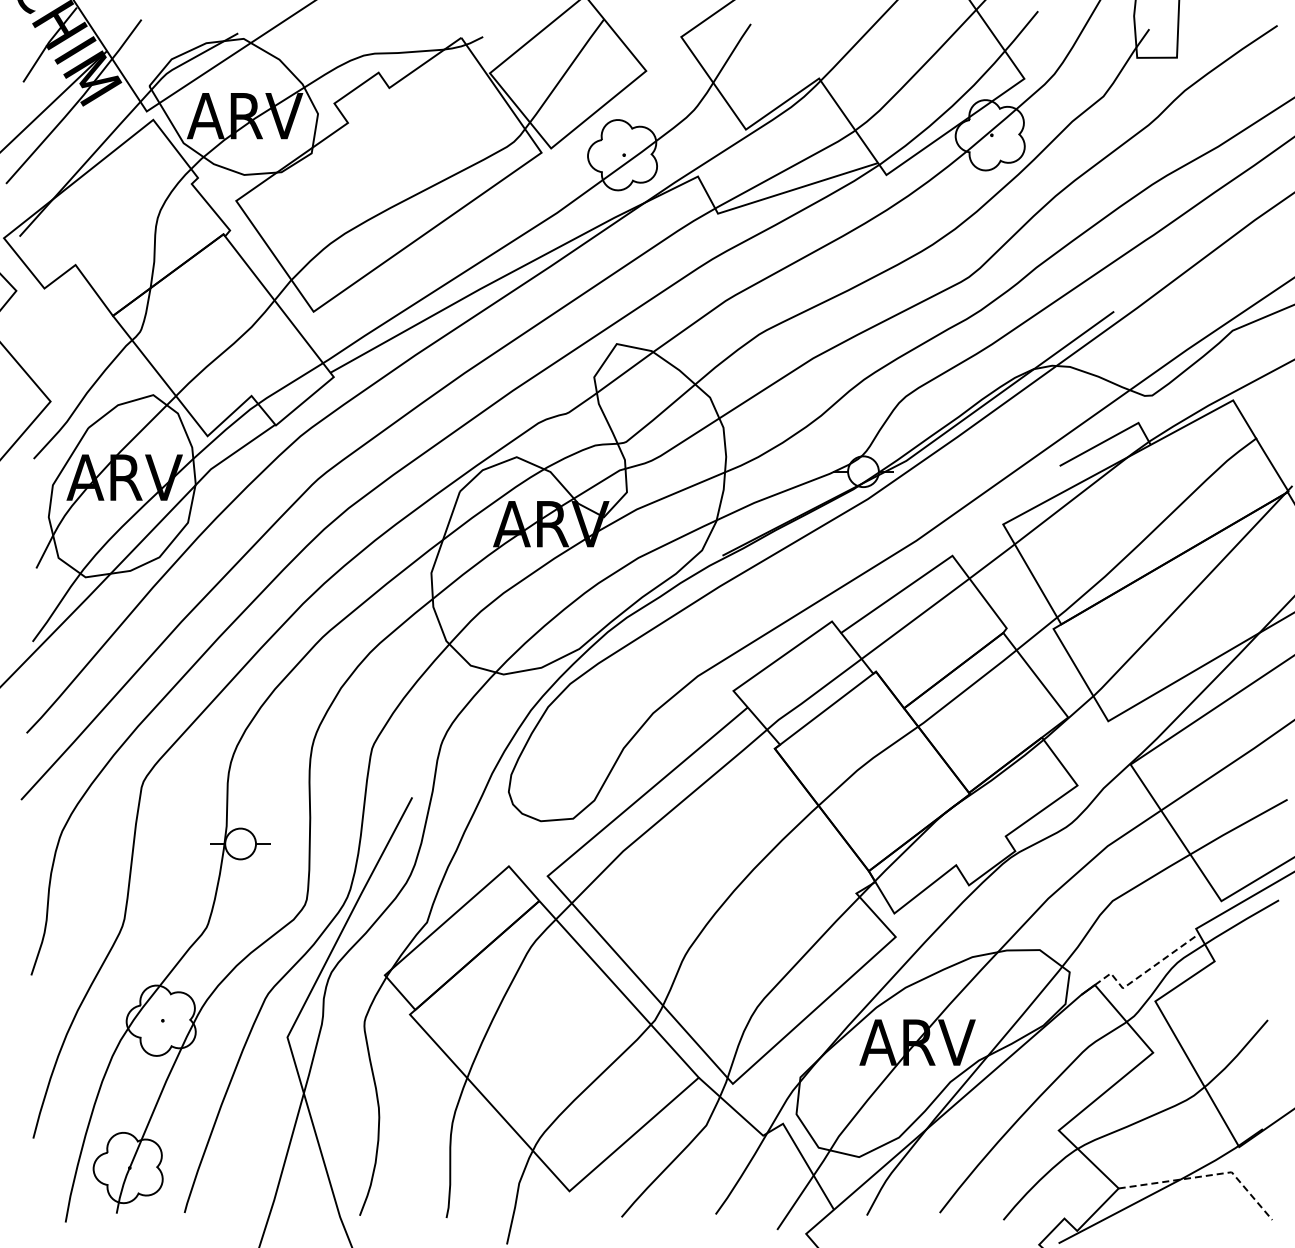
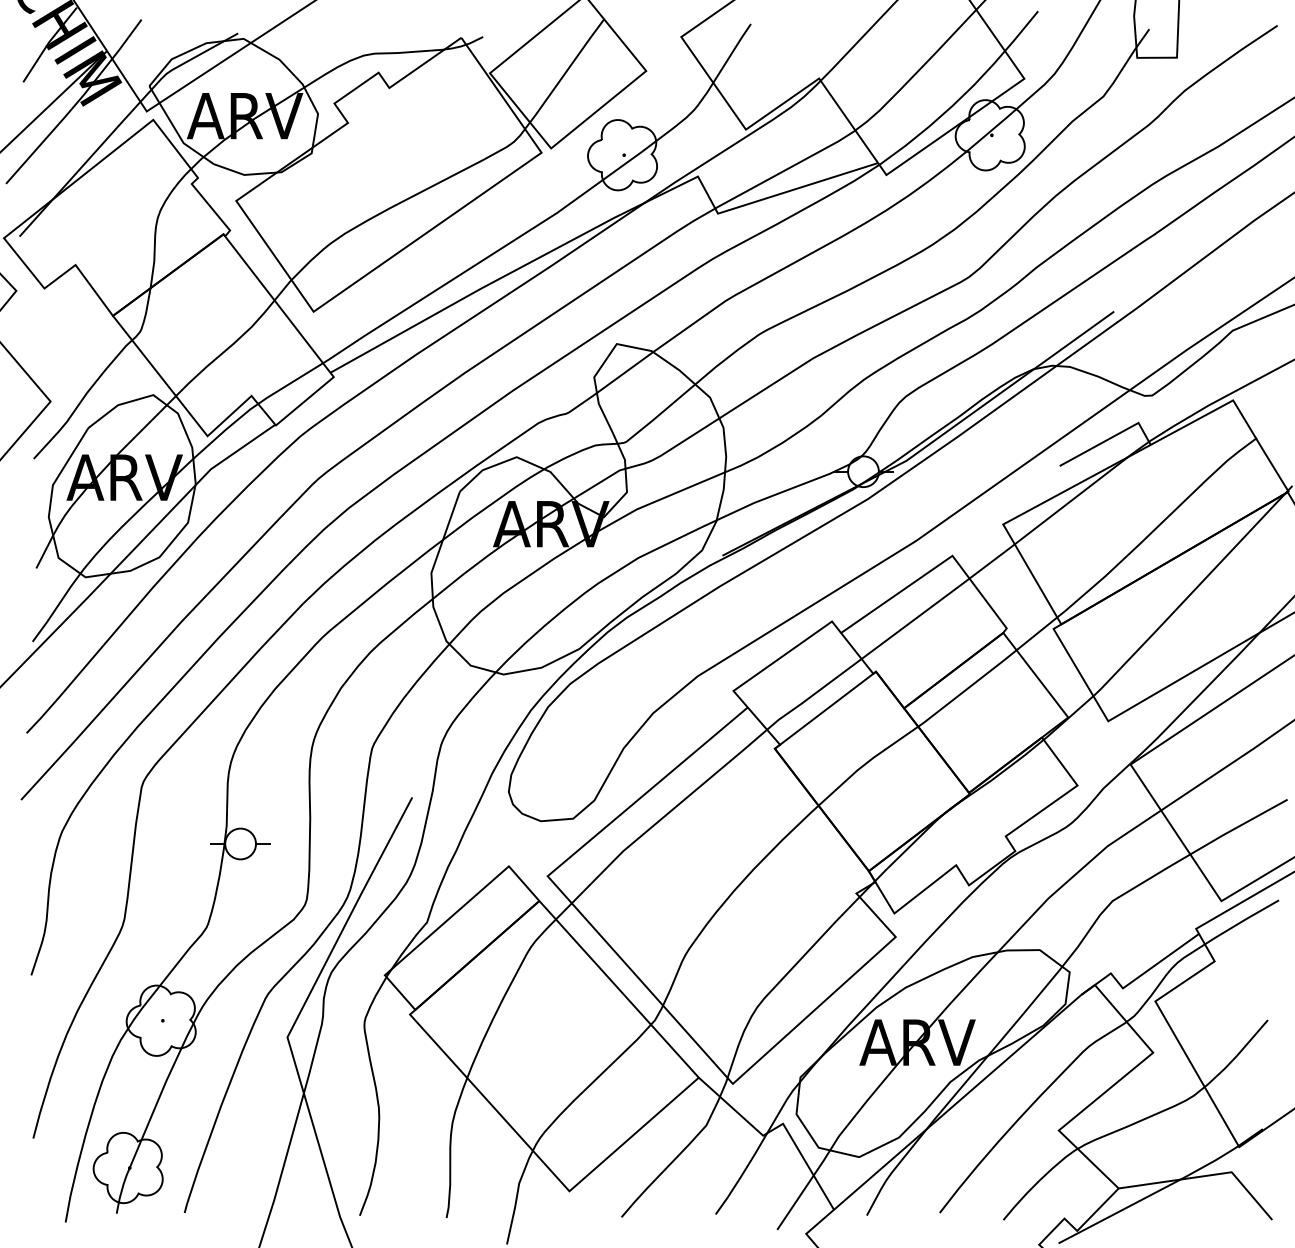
line: dashed -> solid (1144, 973)
line: dashed -> solid (1207, 1175)
